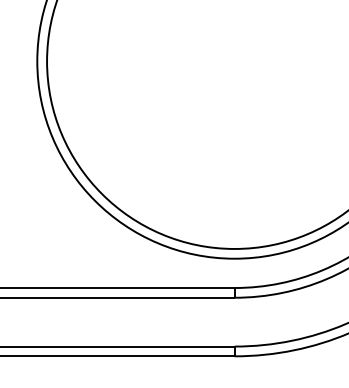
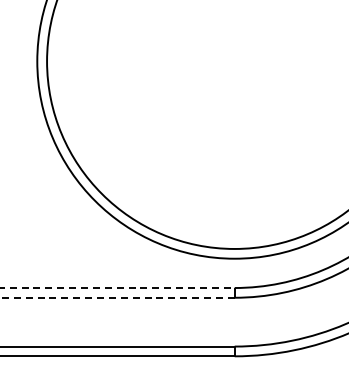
line: solid -> dashed (117, 288)
line: solid -> dashed (117, 297)
